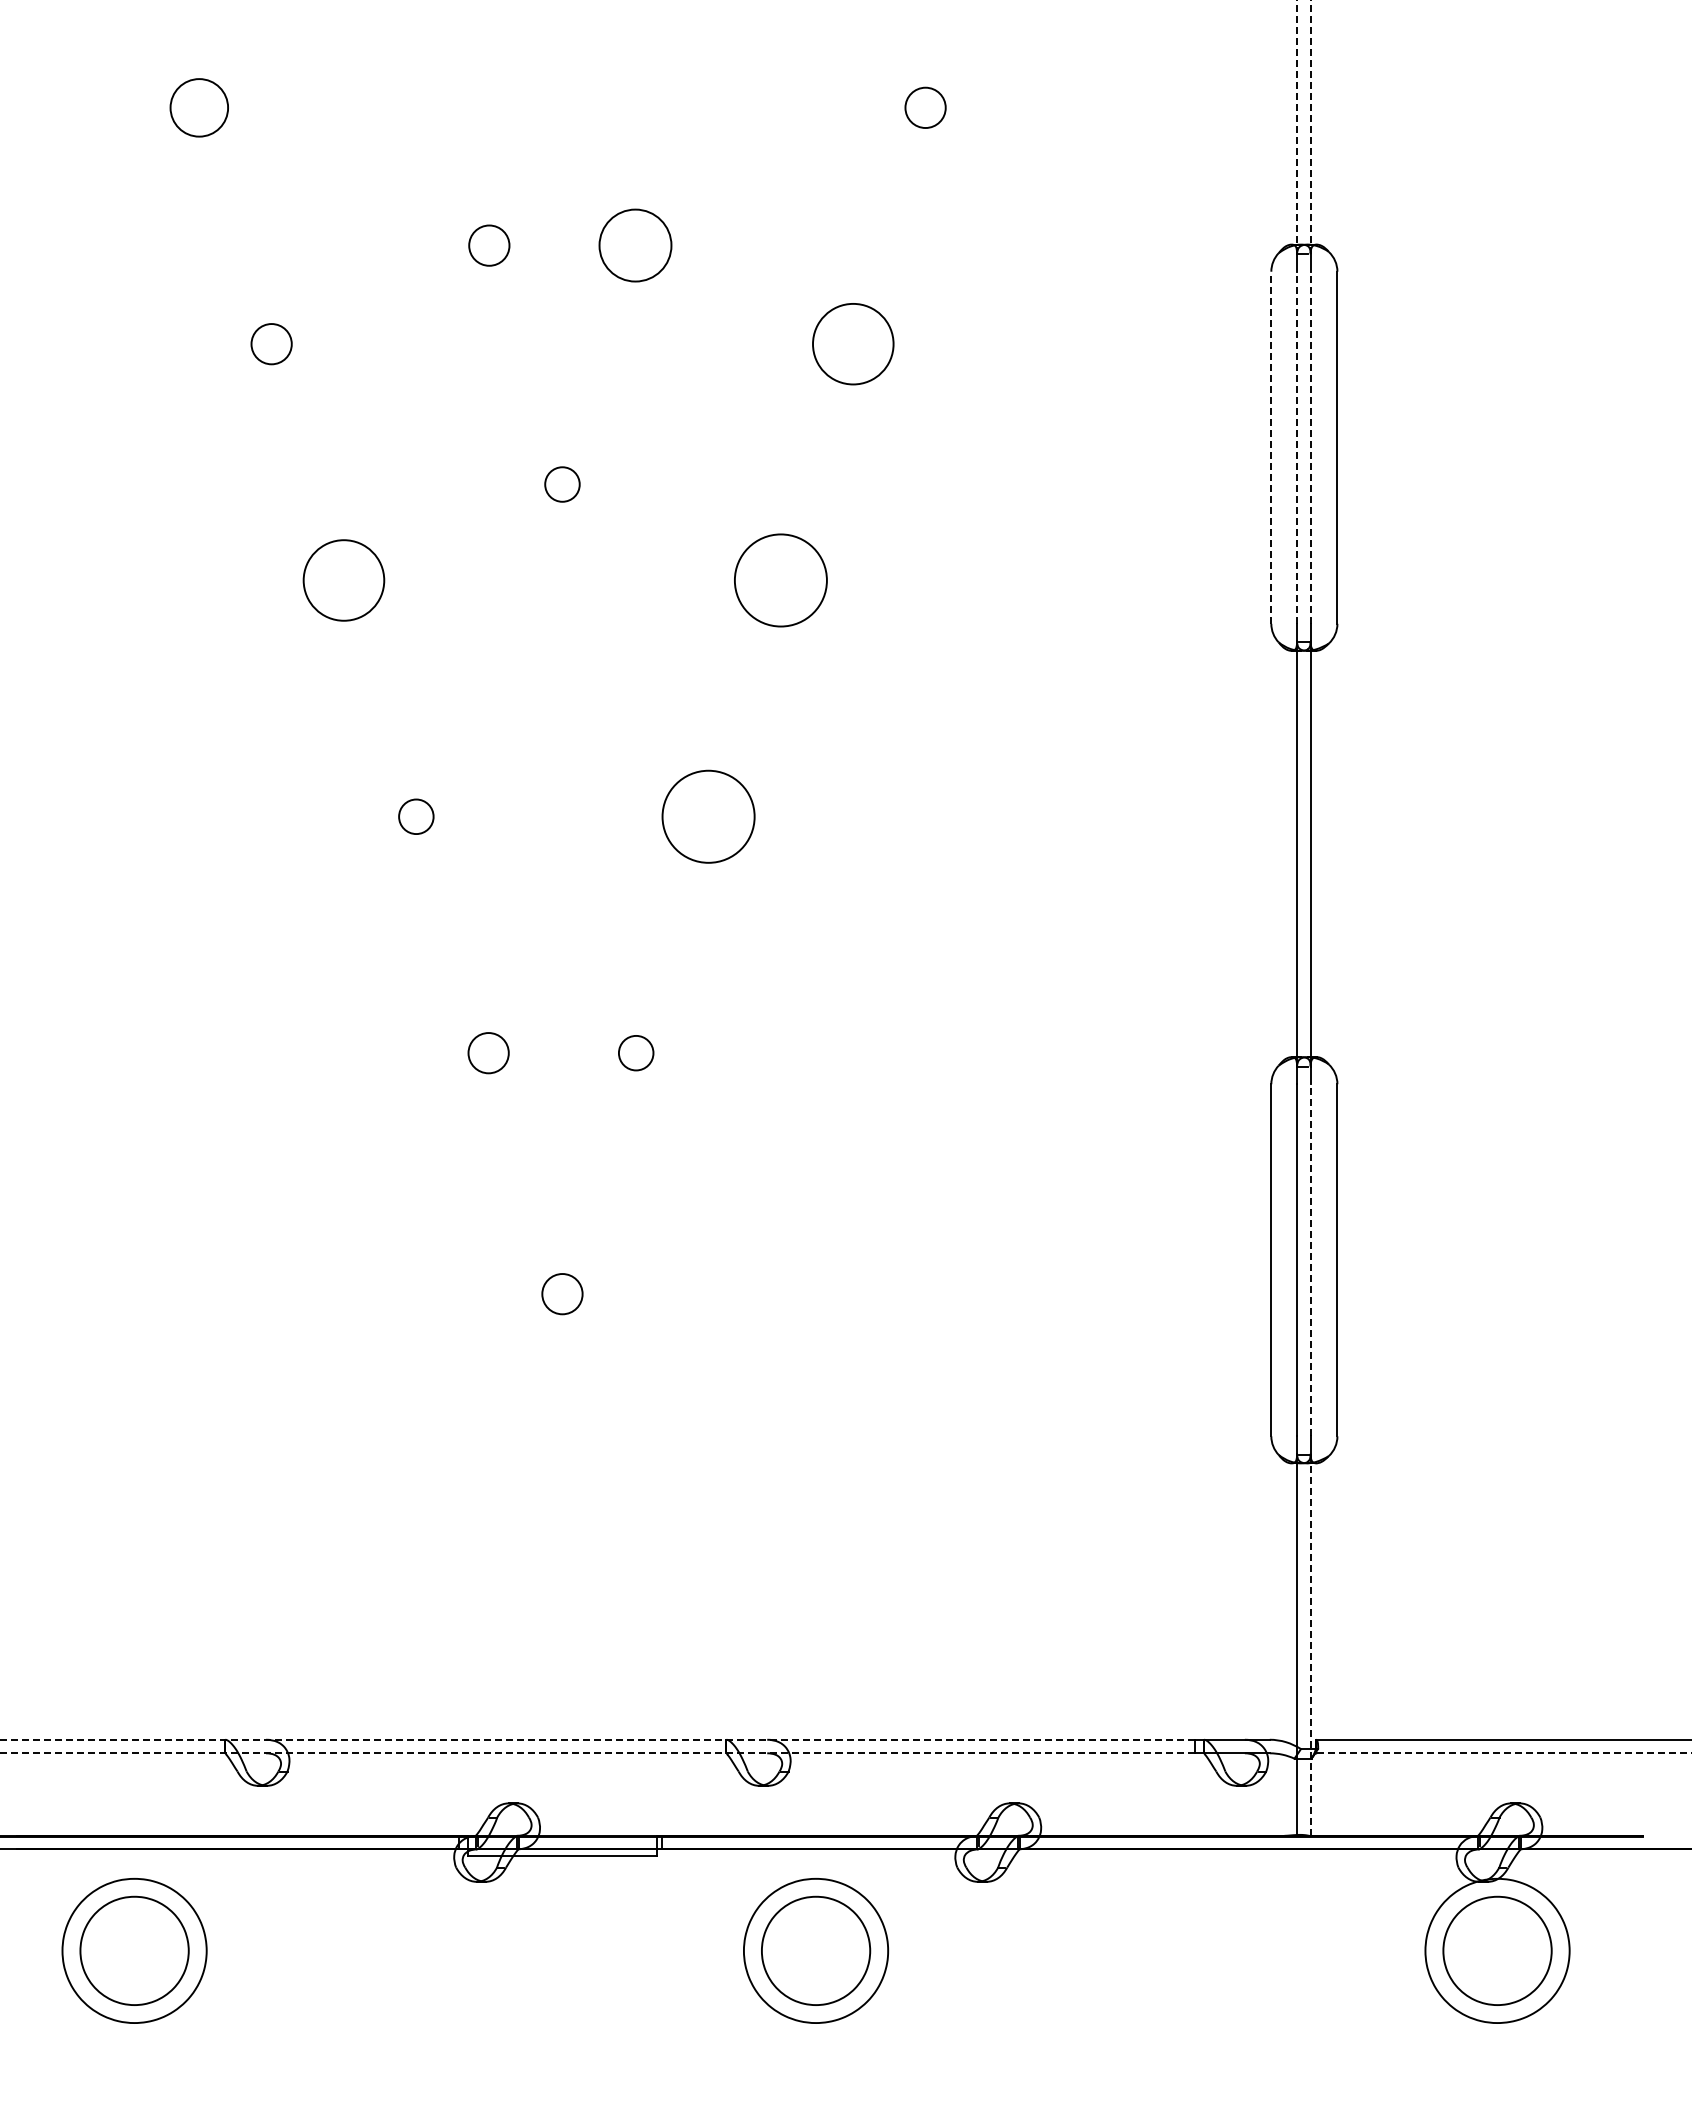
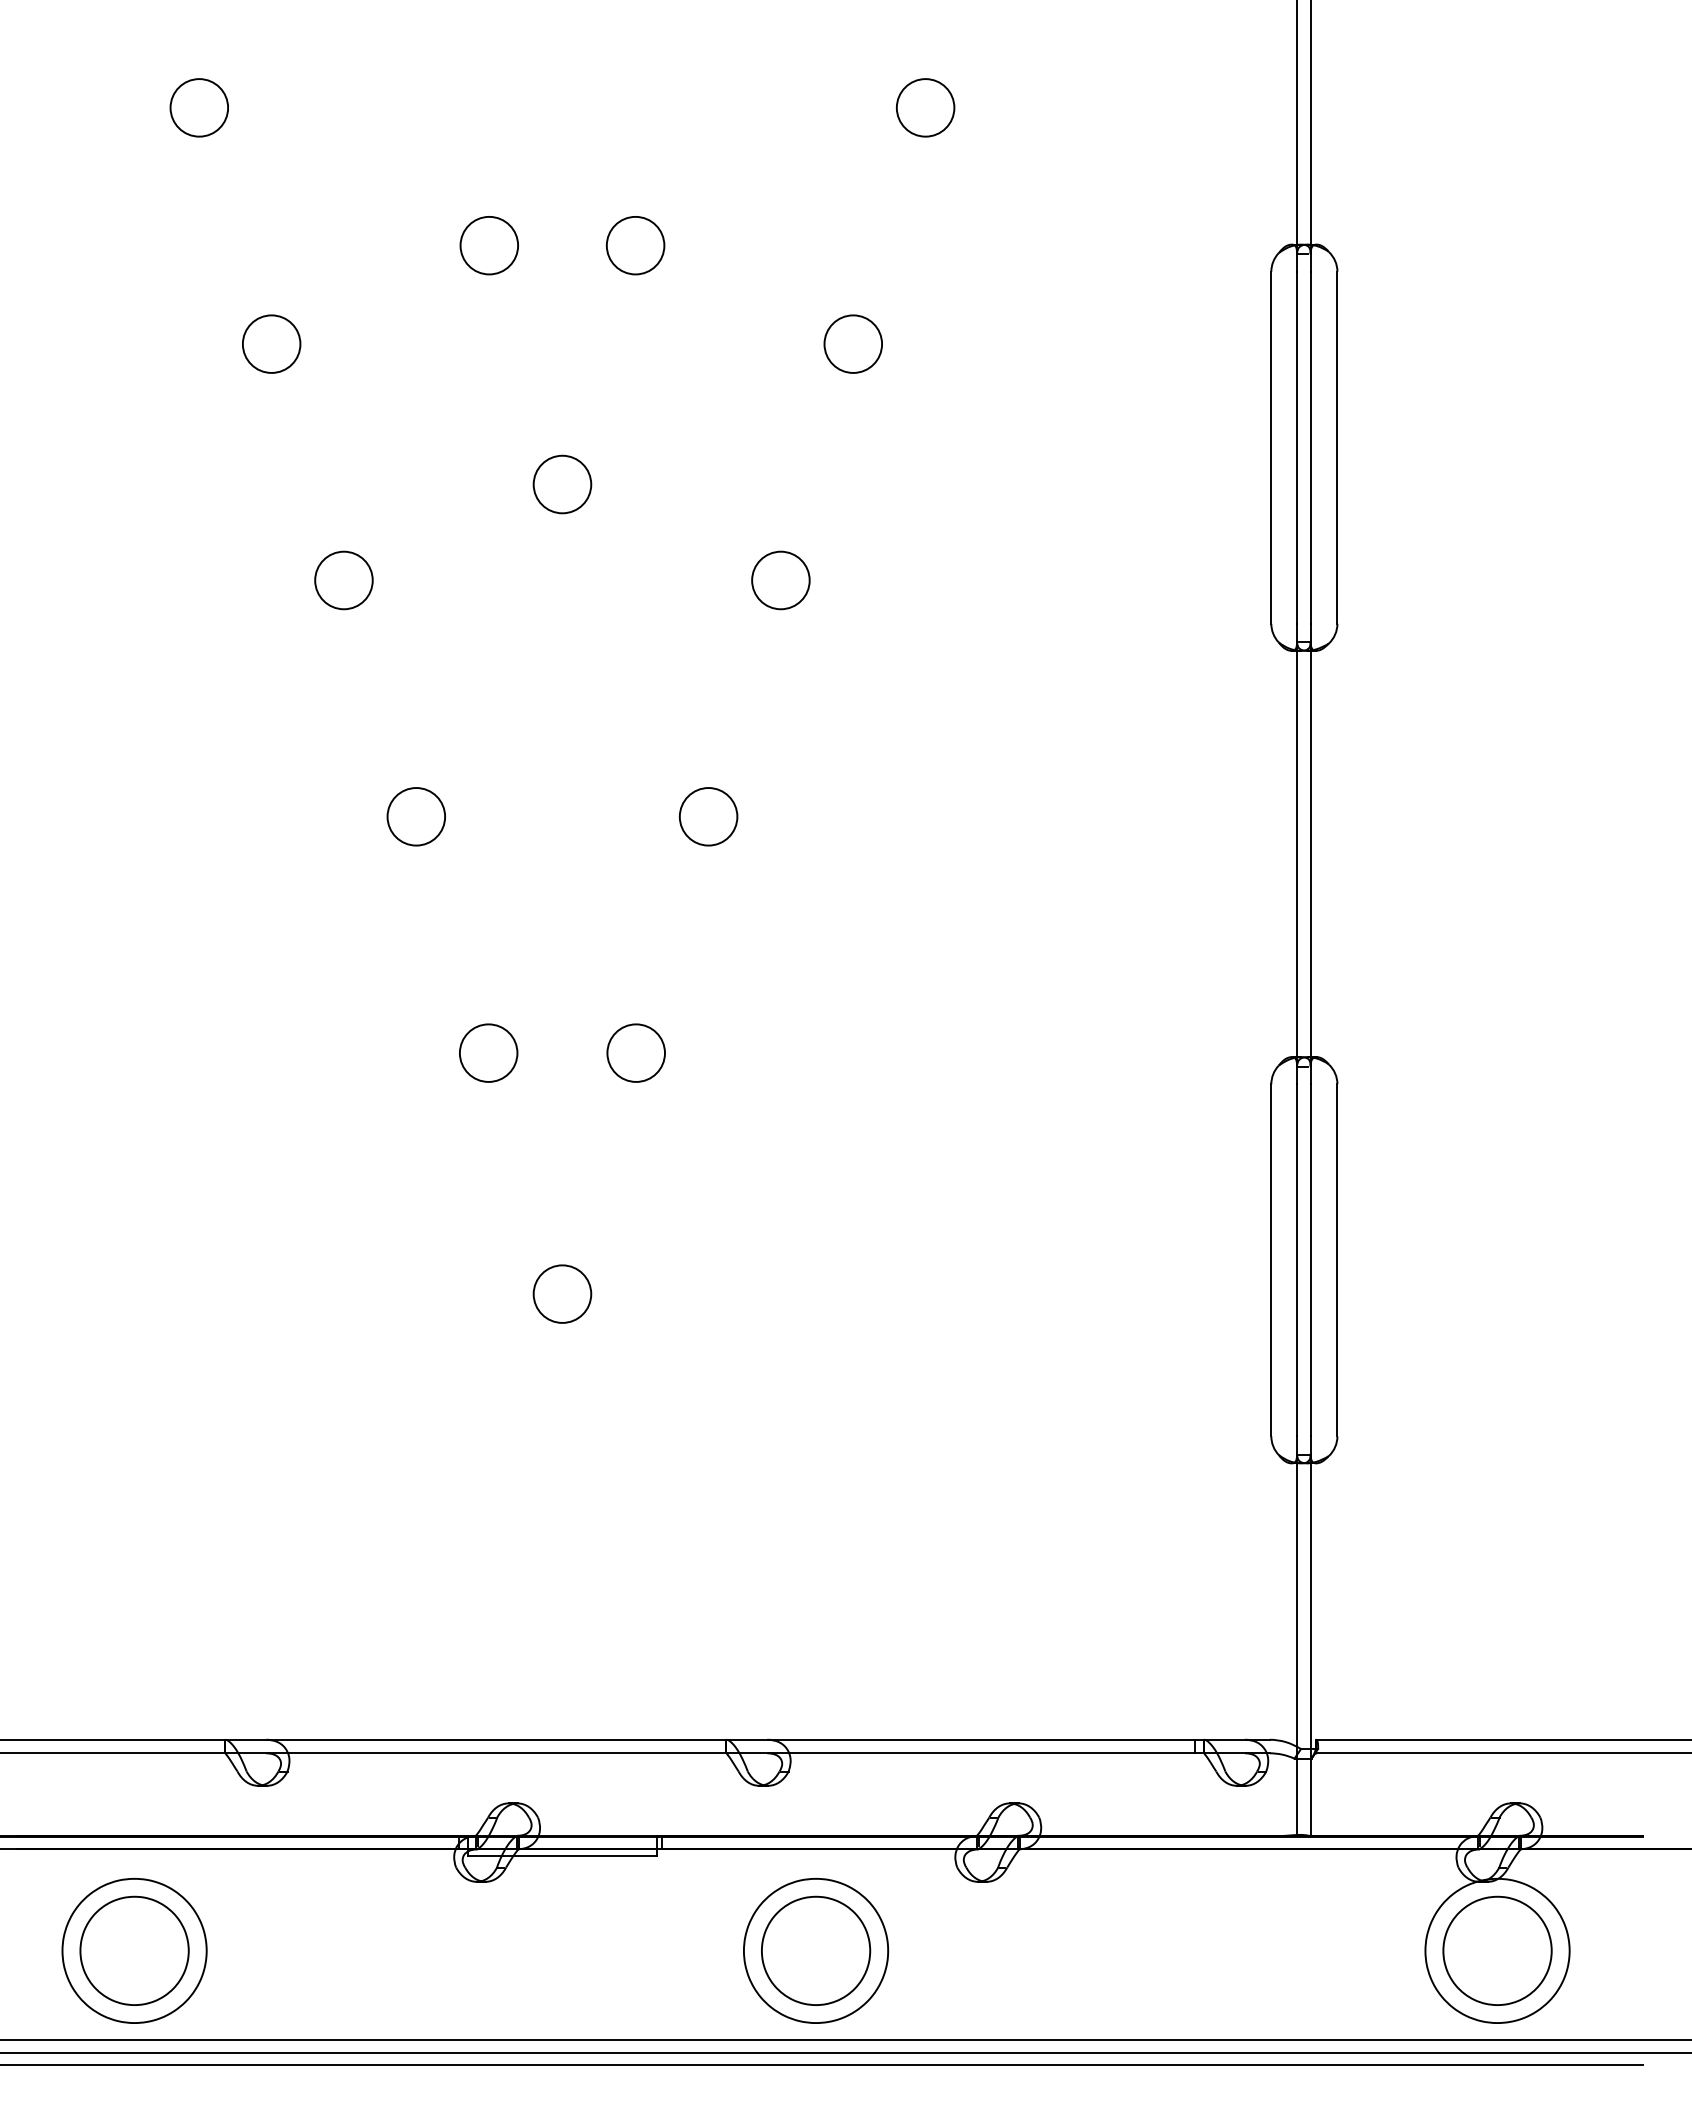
circle diameter: 40 px -> 58 px (925, 107)
line: dashed -> solid (1297, 127)
line: dashed -> solid (1310, 127)
circle diameter: 40 px -> 58 px (489, 245)
circle size: 75x75 px -> 60x60 px (635, 245)
circle diameter: 81 px -> 58 px (853, 343)
circle diameter: 40 px -> 58 px (271, 343)
line: dashed -> solid (1271, 447)
line: dashed -> solid (1297, 447)
line: dashed -> solid (1310, 447)
circle diameter: 35 px -> 58 px (562, 484)
circle diameter: 81 px -> 58 px (343, 580)
circle diameter: 92 px -> 58 px (780, 580)
circle diameter: 35 px -> 58 px (416, 816)
circle diameter: 92 px -> 58 px (708, 816)
circle diameter: 35 px -> 58 px (635, 1052)
circle diameter: 40 px -> 58 px (488, 1052)
line: dashed -> solid (1310, 1259)
circle diameter: 40 px -> 58 px (562, 1293)
line: dashed -> solid (1310, 1644)
line: dashed -> solid (597, 1739)
line: dashed -> solid (597, 1753)
line: dashed -> solid (1503, 1753)
line: none -> present (845, 2039)
line: none -> present (845, 2052)
line: none -> present (822, 2065)
